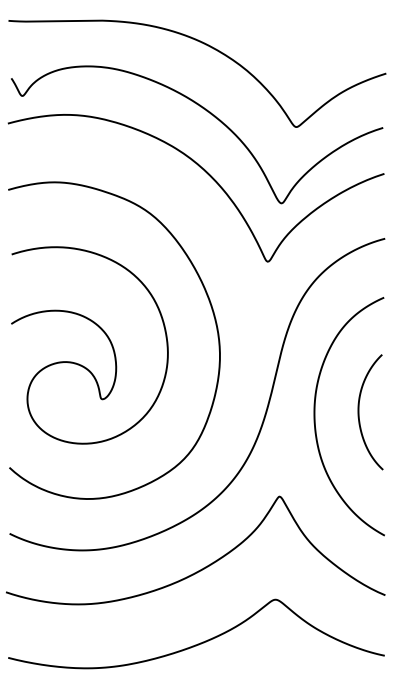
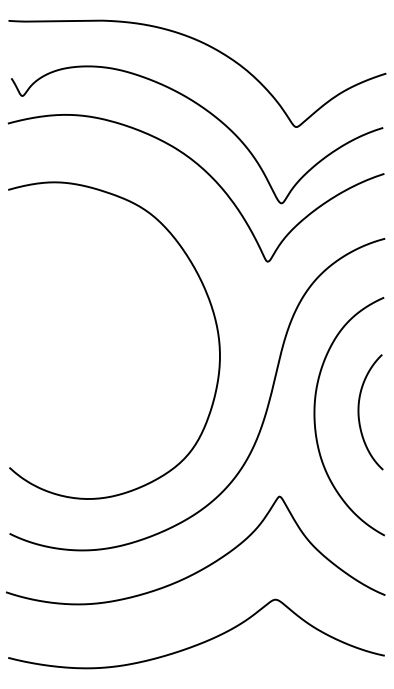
curve: present -> none (105, 335)
